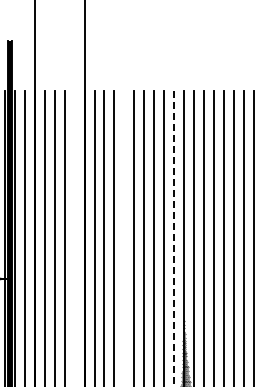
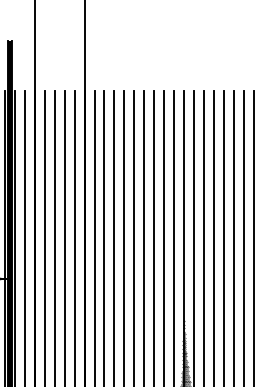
line: none -> present (74, 236)
line: none -> present (124, 236)
line: dashed -> solid (174, 238)
